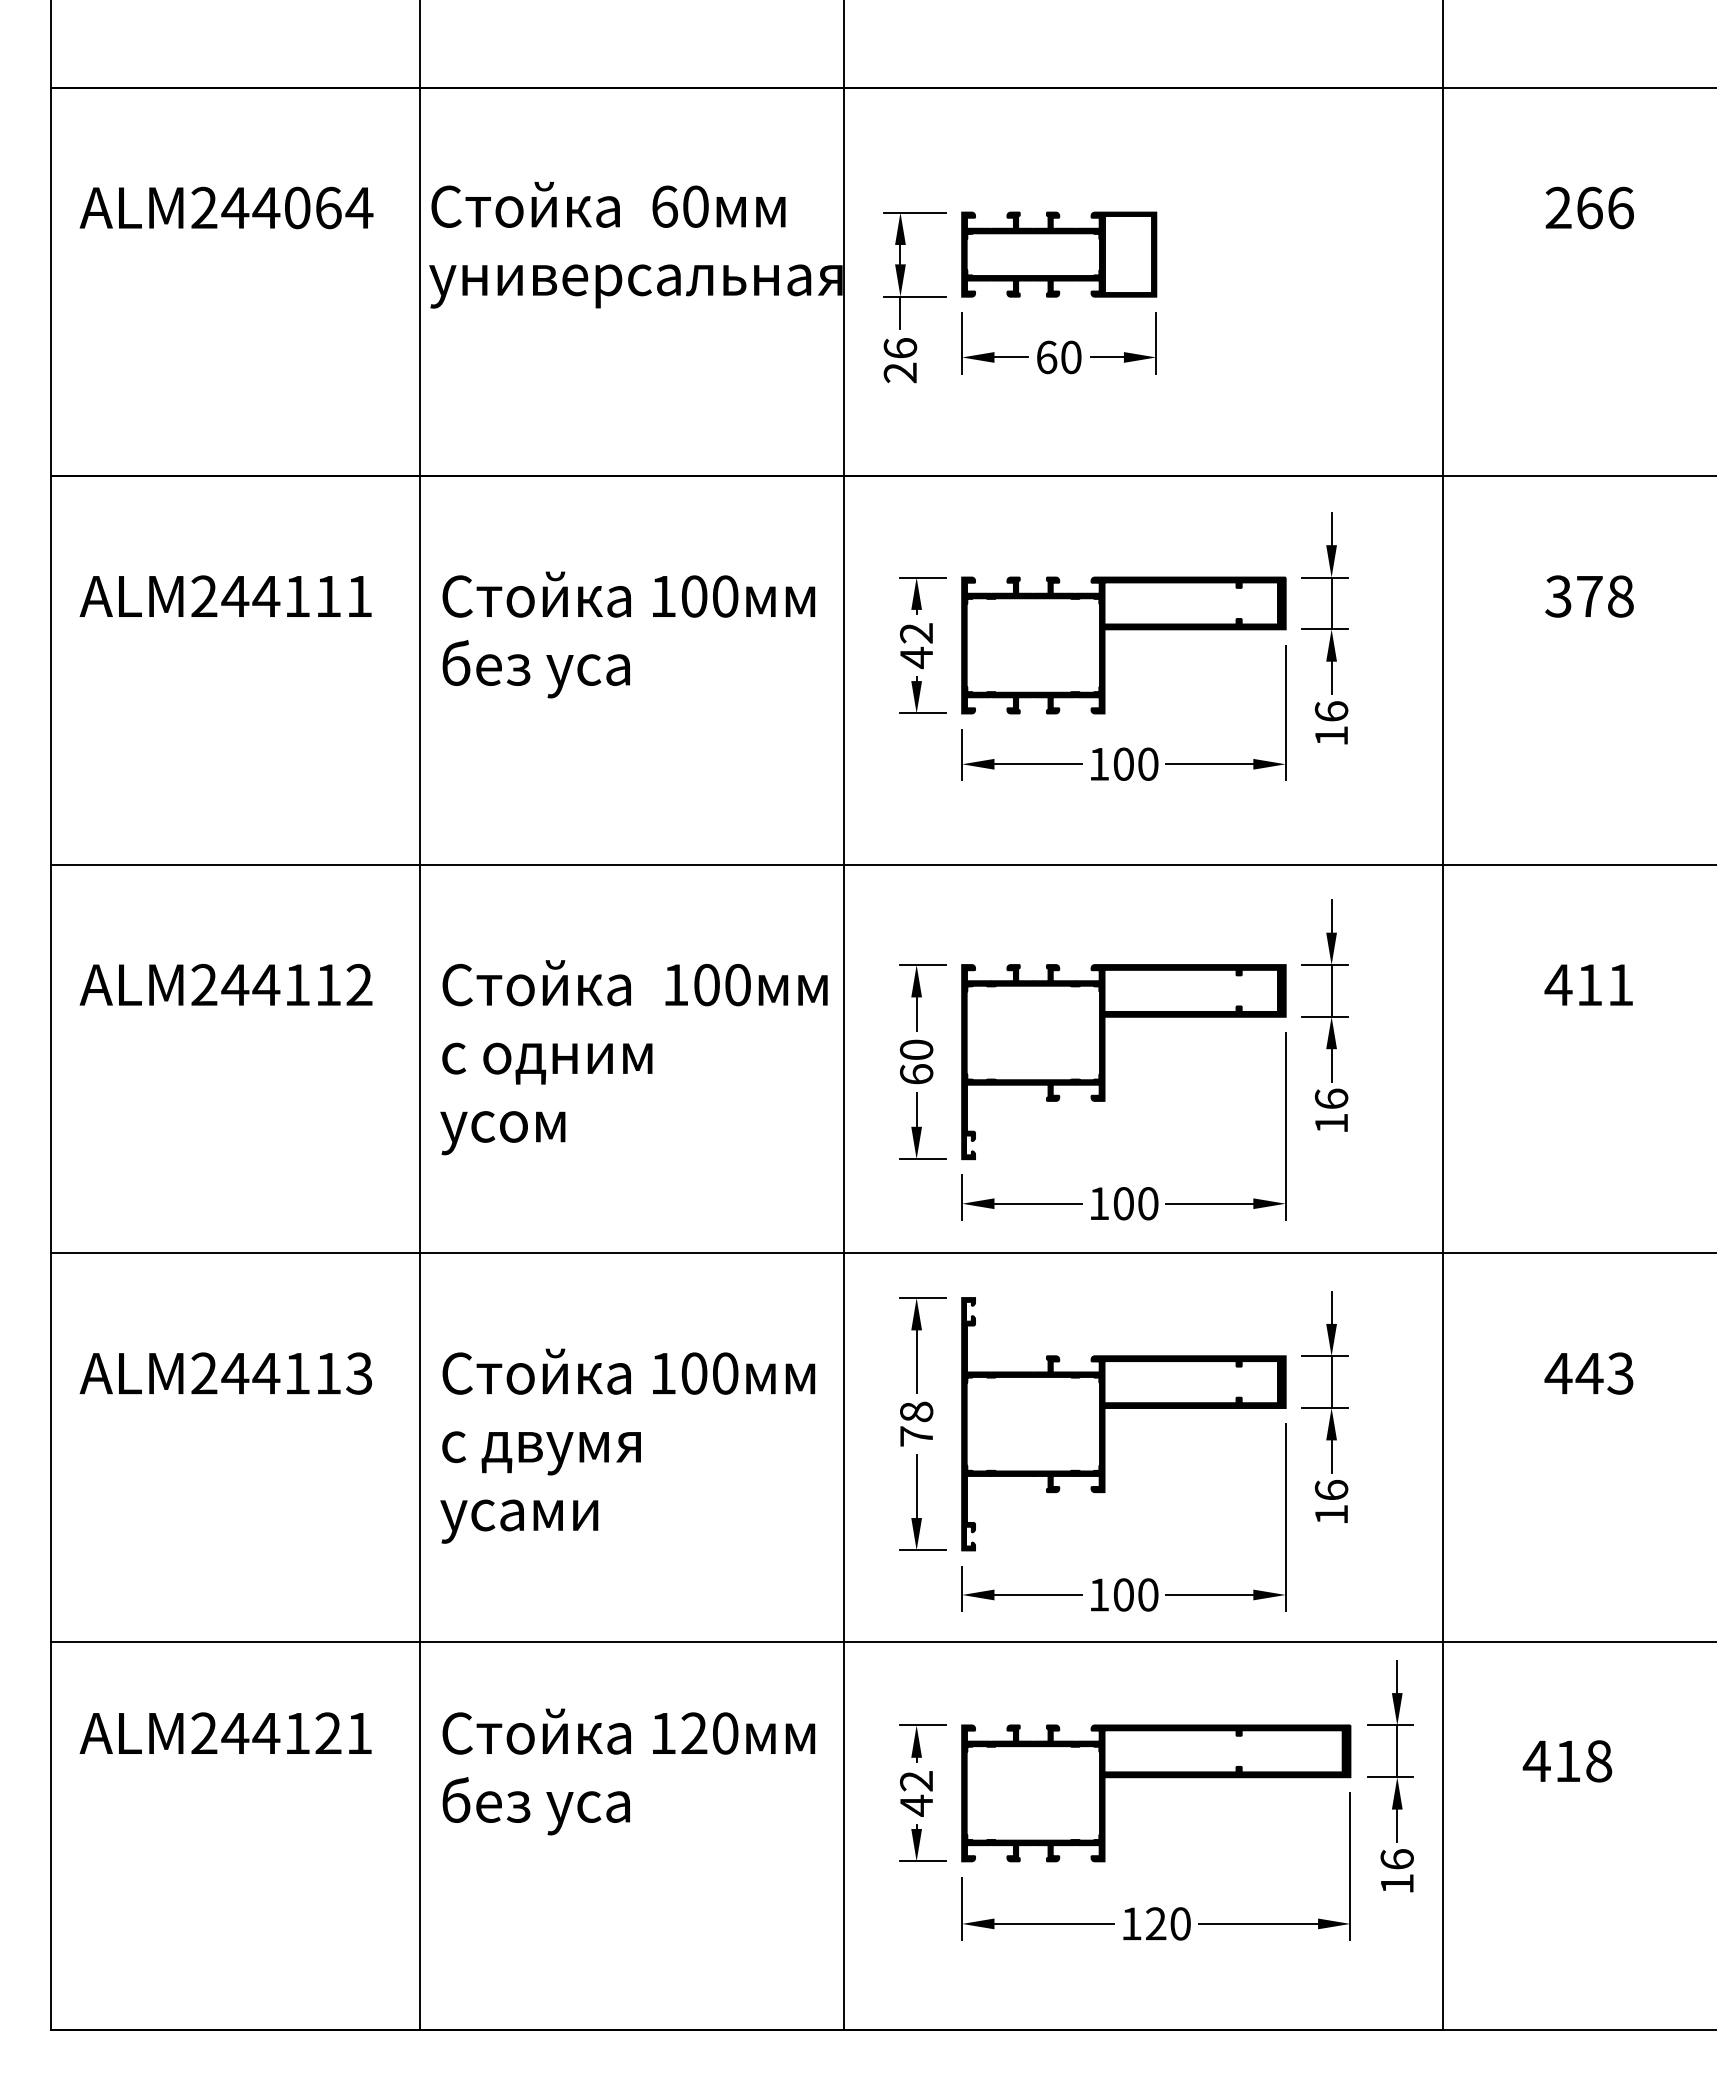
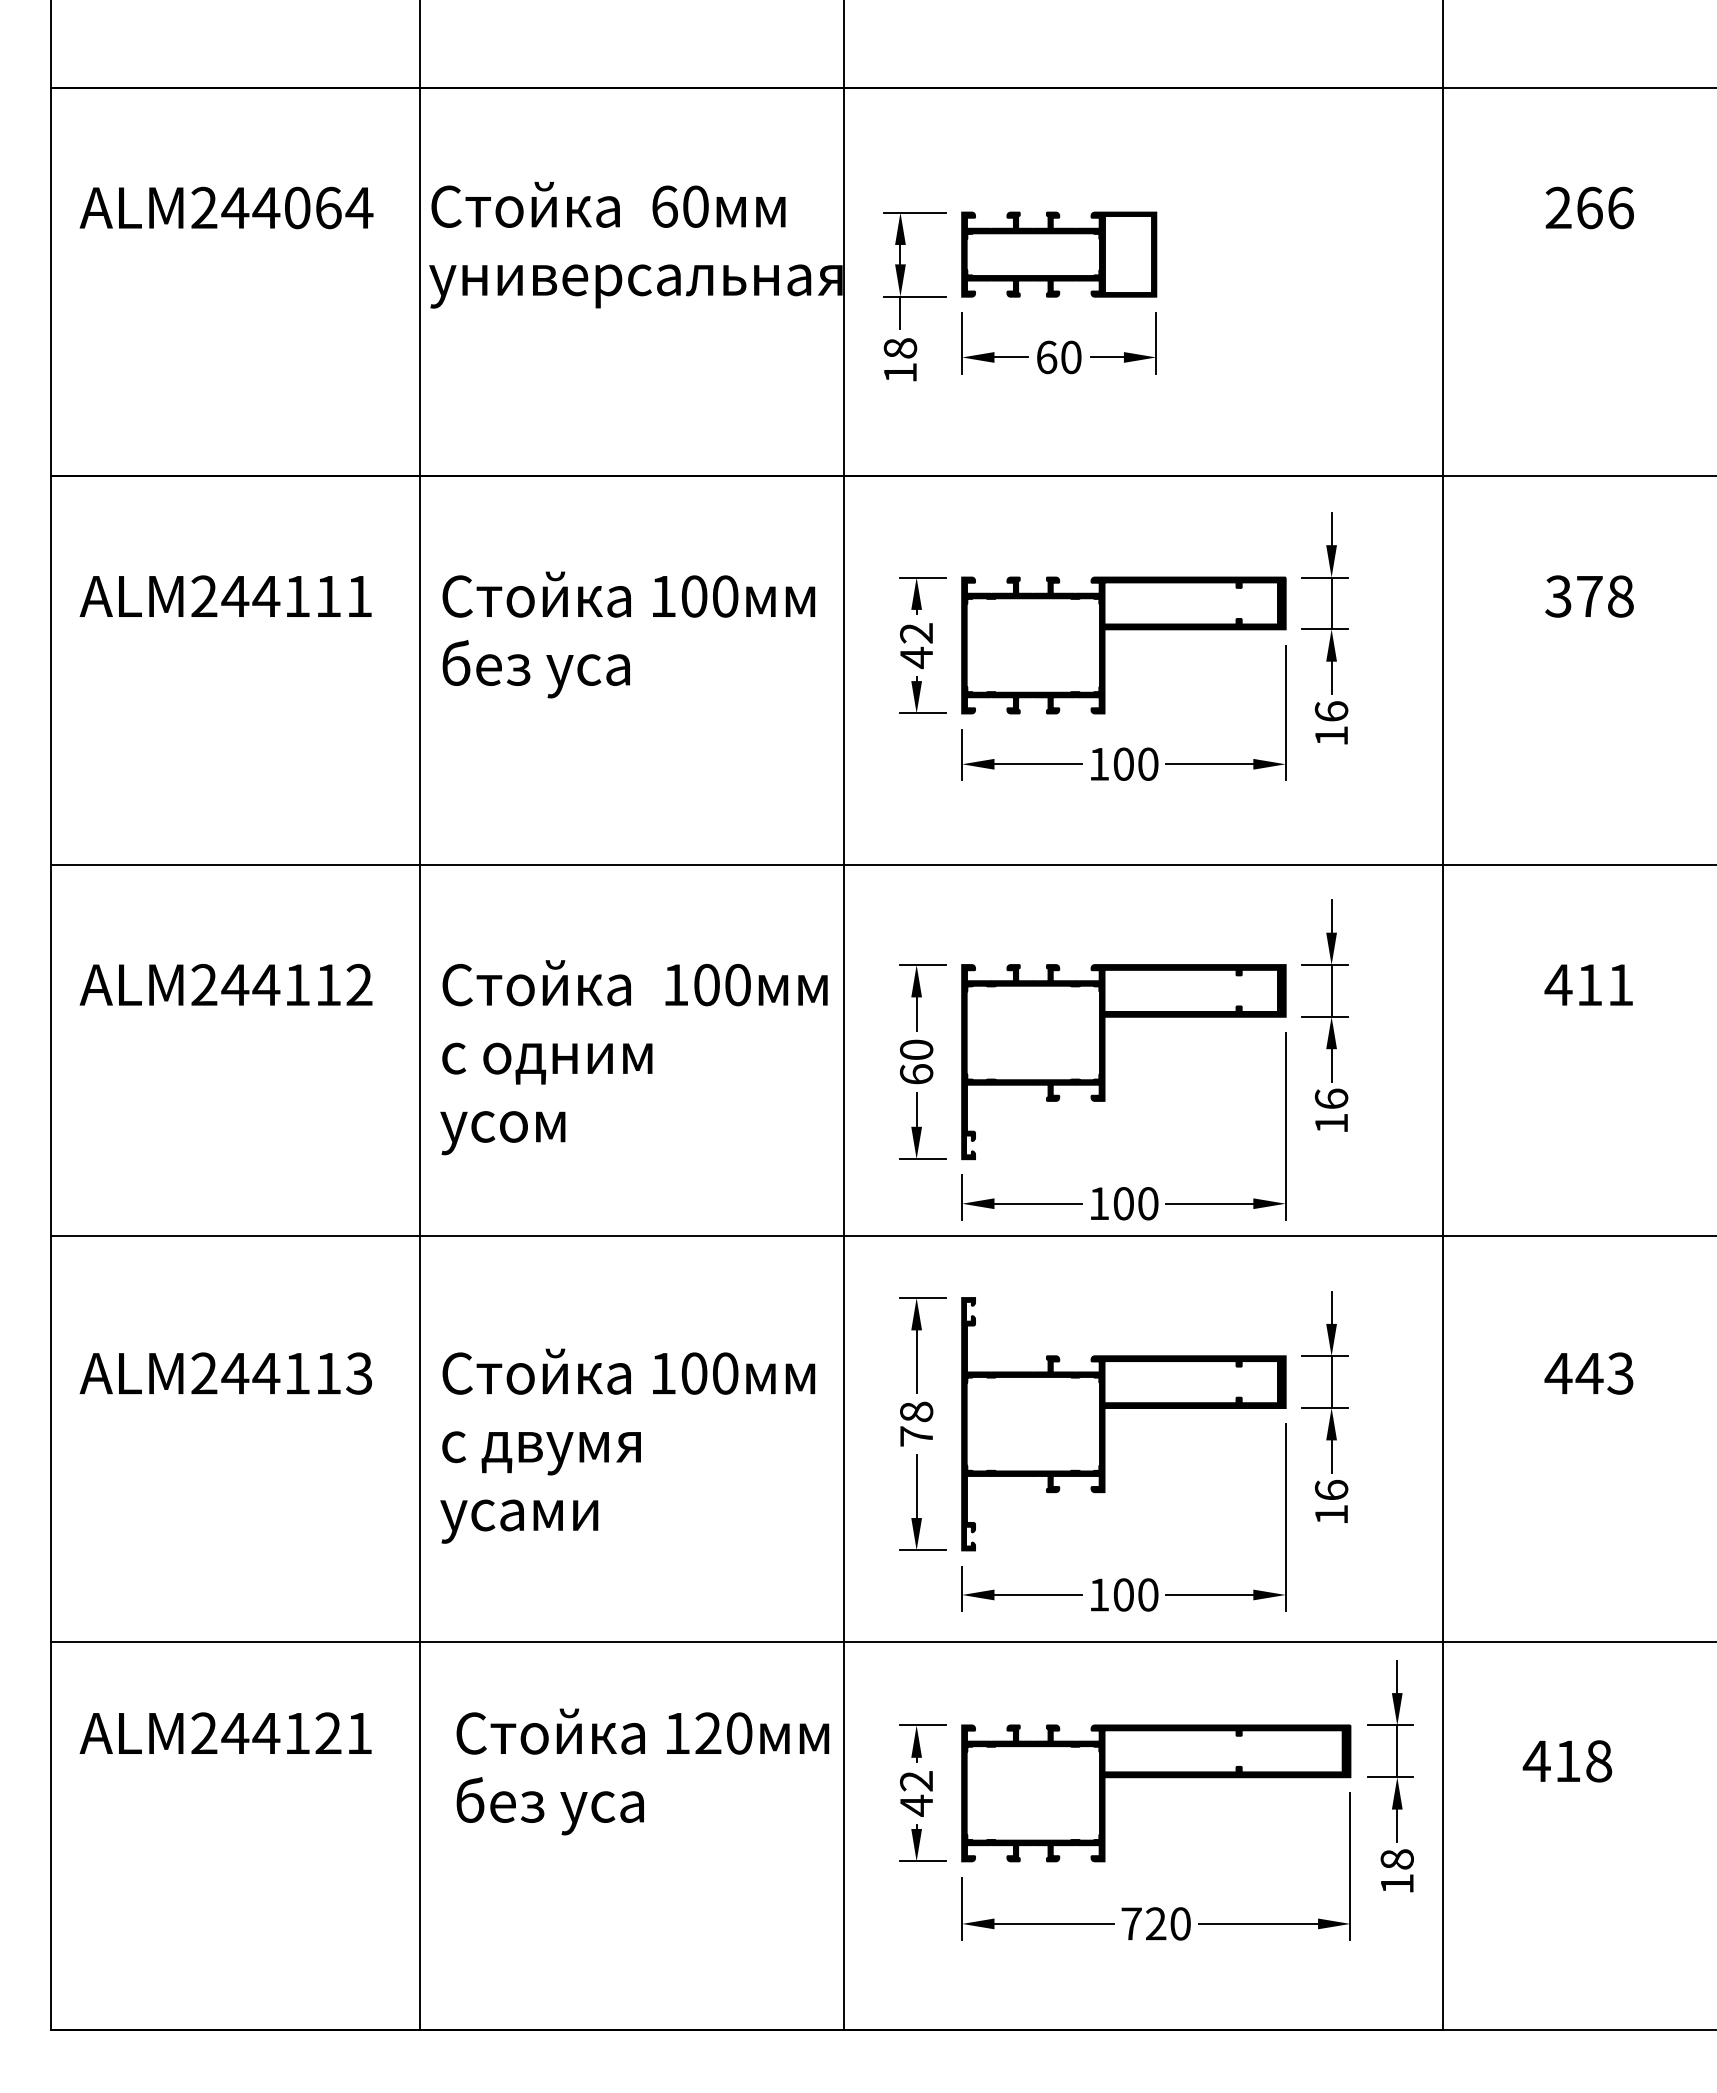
text: 26 -> 18 (900, 360)
line position: (882, 1253) -> (882, 1236) (882, 1236)
text position: (628, 1771) -> (642, 1771) (642, 1771)
text: 16 -> 18 (1396, 1859)
text: 120 -> 720 (1131, 1923)
